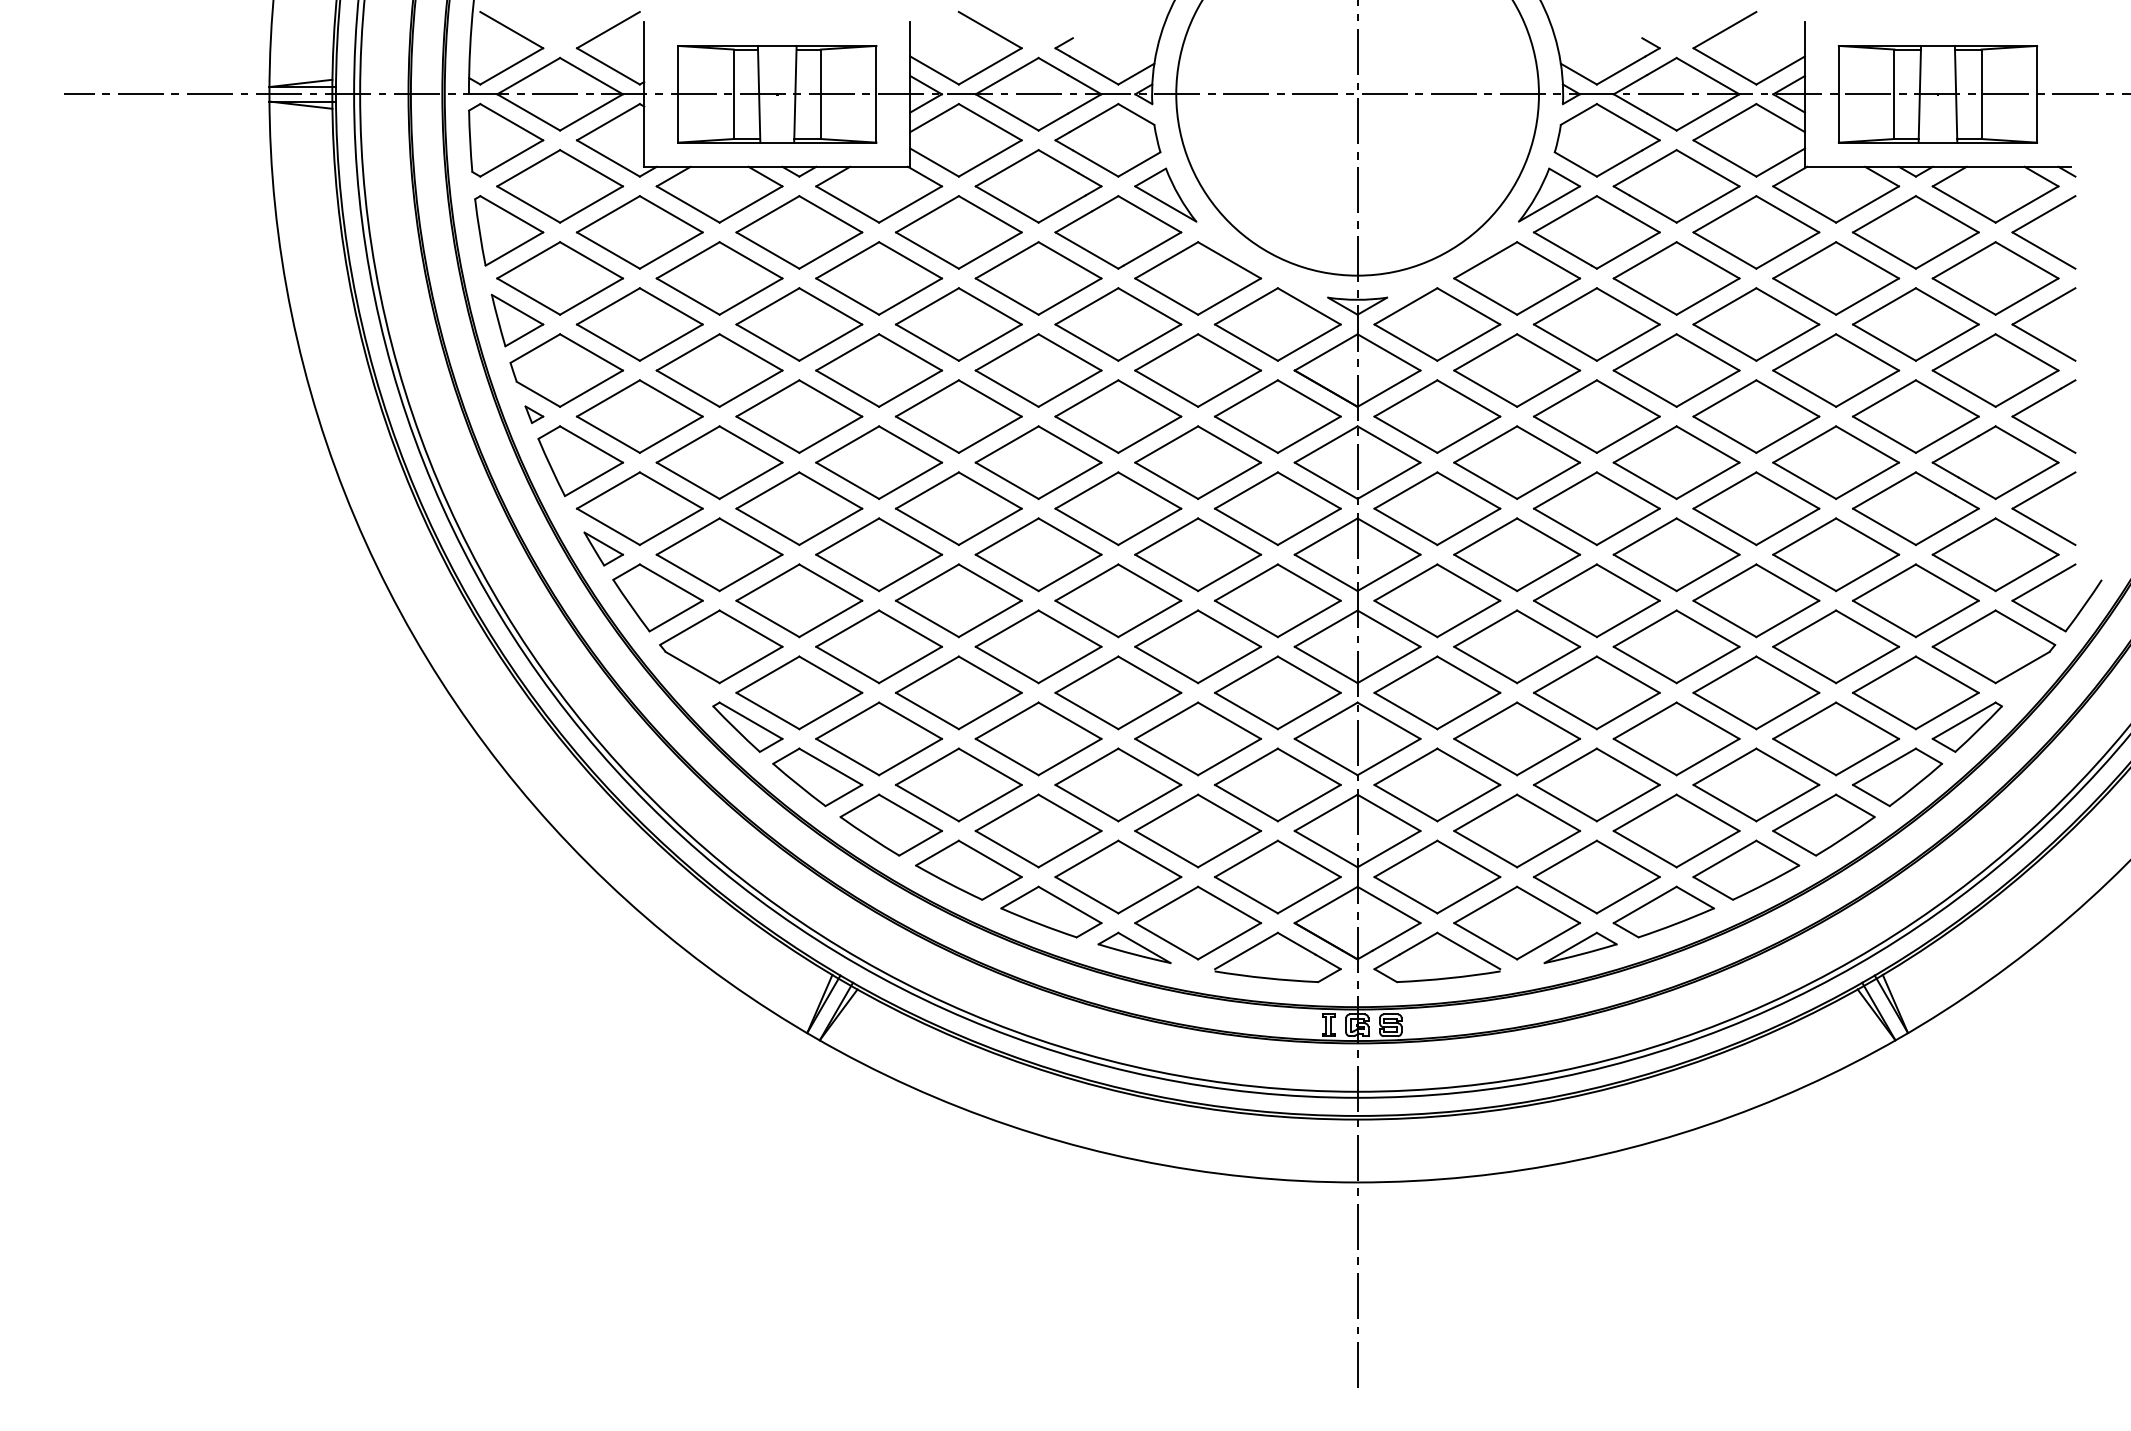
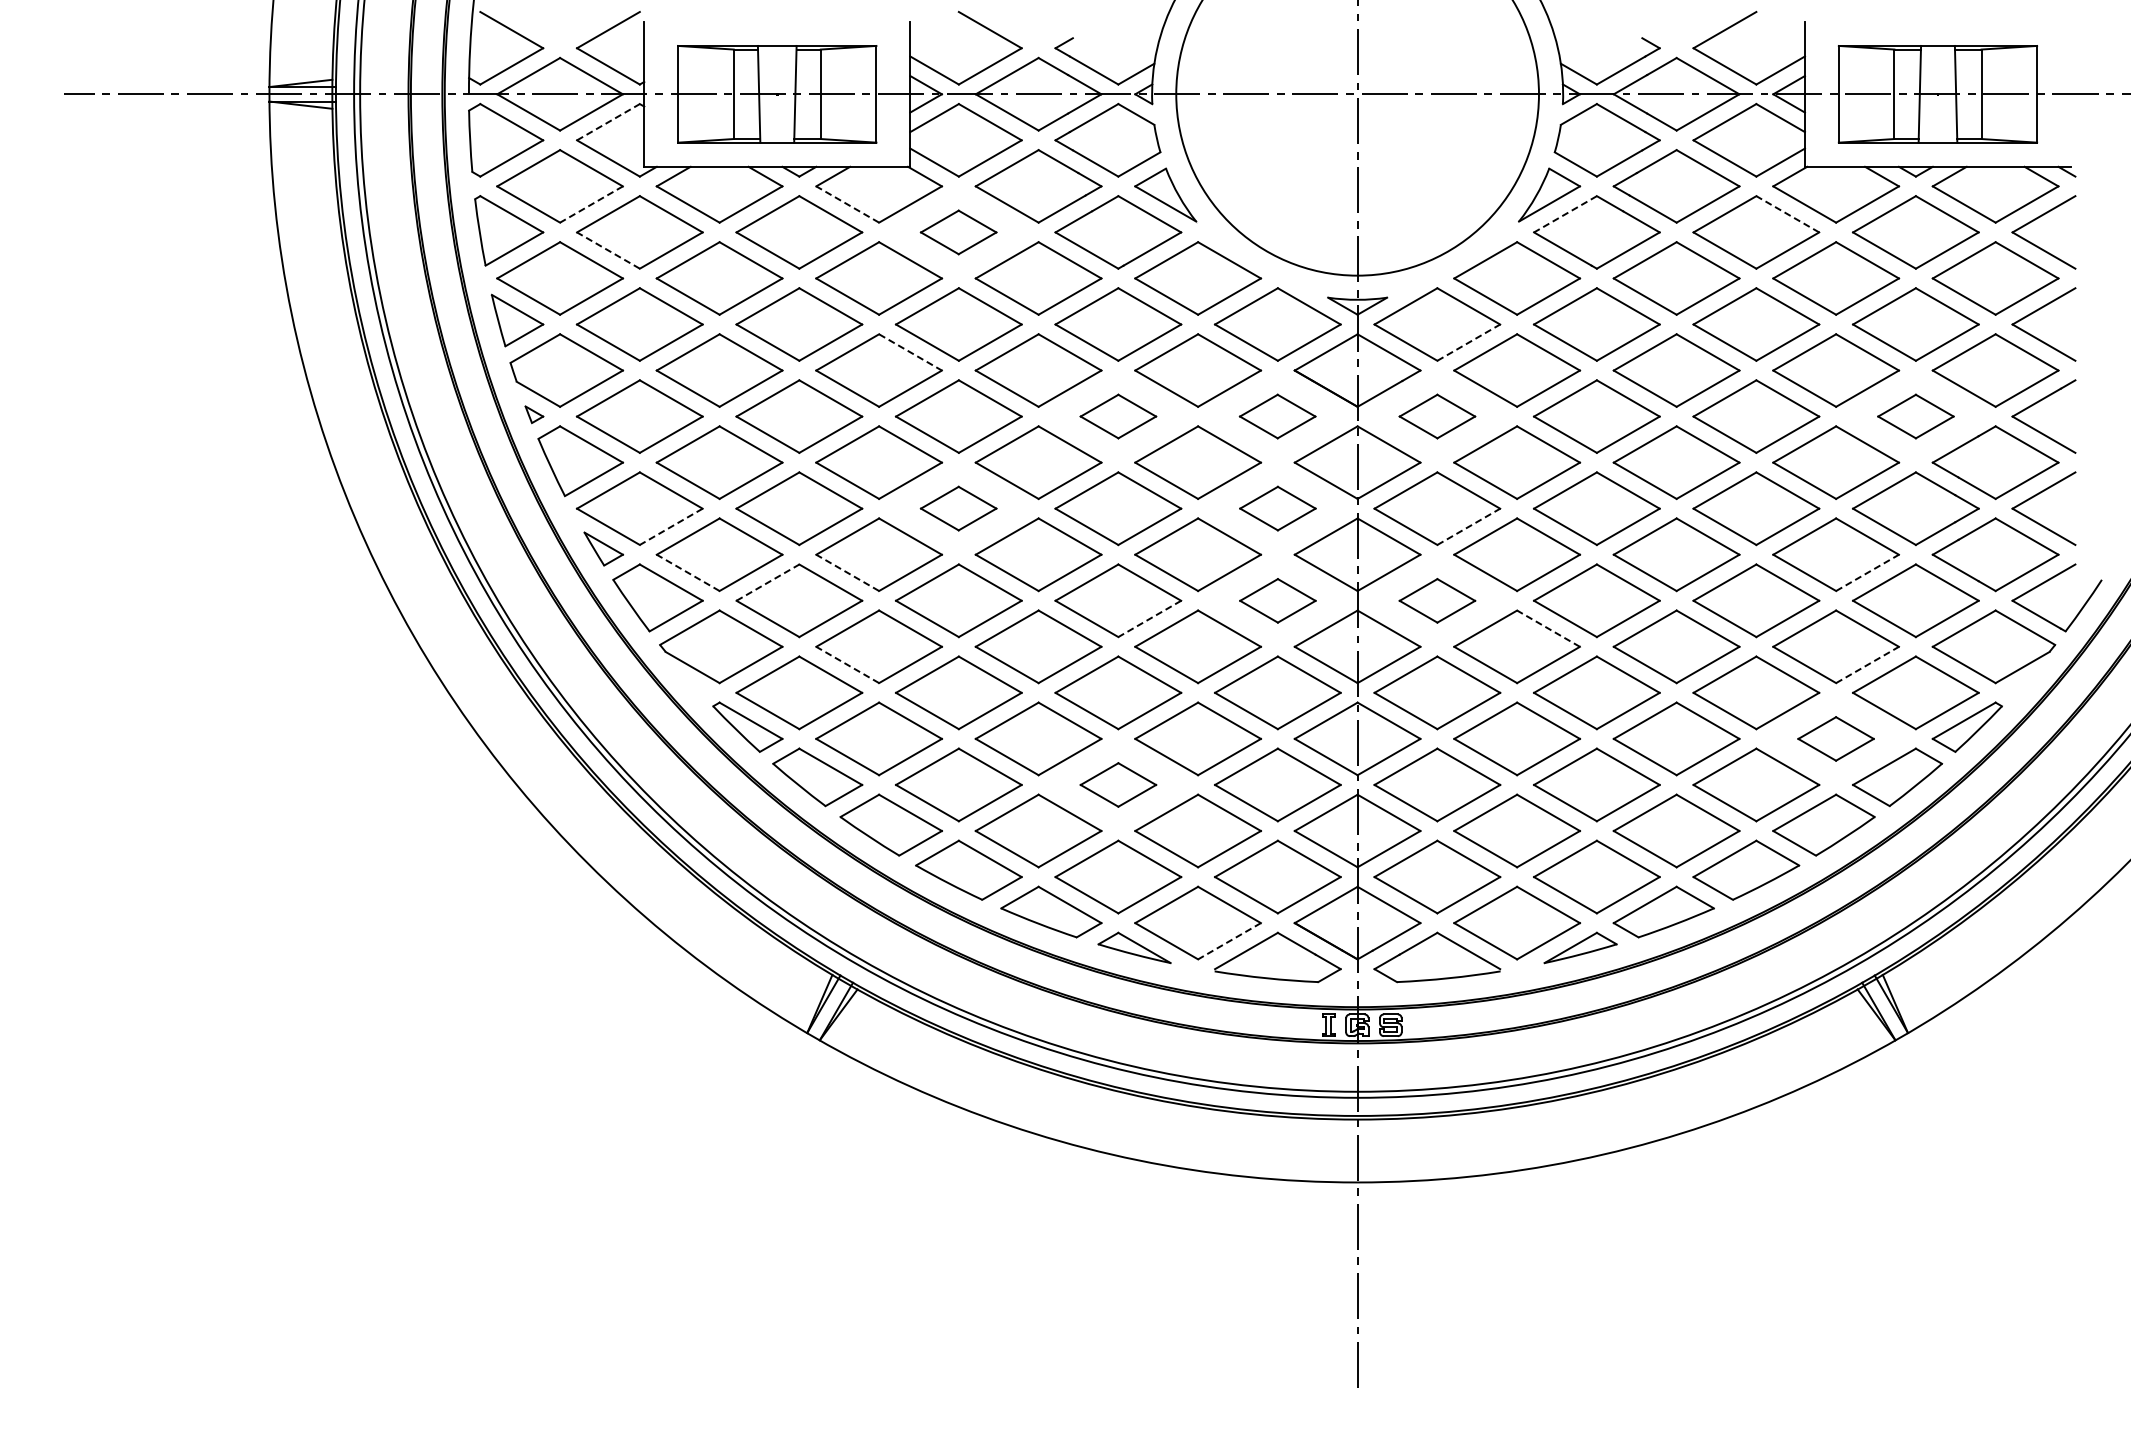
line: solid -> dashed (608, 121)
line: solid -> dashed (591, 204)
line: solid -> dashed (847, 204)
line: solid -> dashed (1565, 214)
line: solid -> dashed (1787, 214)
part size: 129x75 px -> 79x47 px (958, 232)
line: solid -> dashed (608, 250)
line: solid -> dashed (1469, 342)
line: solid -> dashed (910, 352)
part size: 129x75 px -> 79x47 px (1118, 416)
part size: 129x75 px -> 79x47 px (1277, 416)
part size: 129x75 px -> 79x47 px (1437, 416)
part size: 128x75 px -> 78x47 px (1915, 416)
part size: 129x75 px -> 79x47 px (958, 508)
part size: 128x75 px -> 78x47 px (1277, 508)
line: solid -> dashed (1469, 526)
line: solid -> dashed (670, 527)
line: solid -> dashed (687, 572)
line: solid -> dashed (847, 572)
line: solid -> dashed (1867, 572)
line: solid -> dashed (768, 582)
part size: 128x76 px -> 78x46 px (1277, 600)
part size: 129x76 px -> 79x46 px (1437, 600)
line: solid -> dashed (1149, 619)
line: solid -> dashed (1548, 628)
line: solid -> dashed (847, 664)
line: solid -> dashed (1867, 664)
part size: 128x76 px -> 78x46 px (1835, 738)
part size: 129x76 px -> 79x46 px (1118, 784)
line: solid -> dashed (1229, 941)
